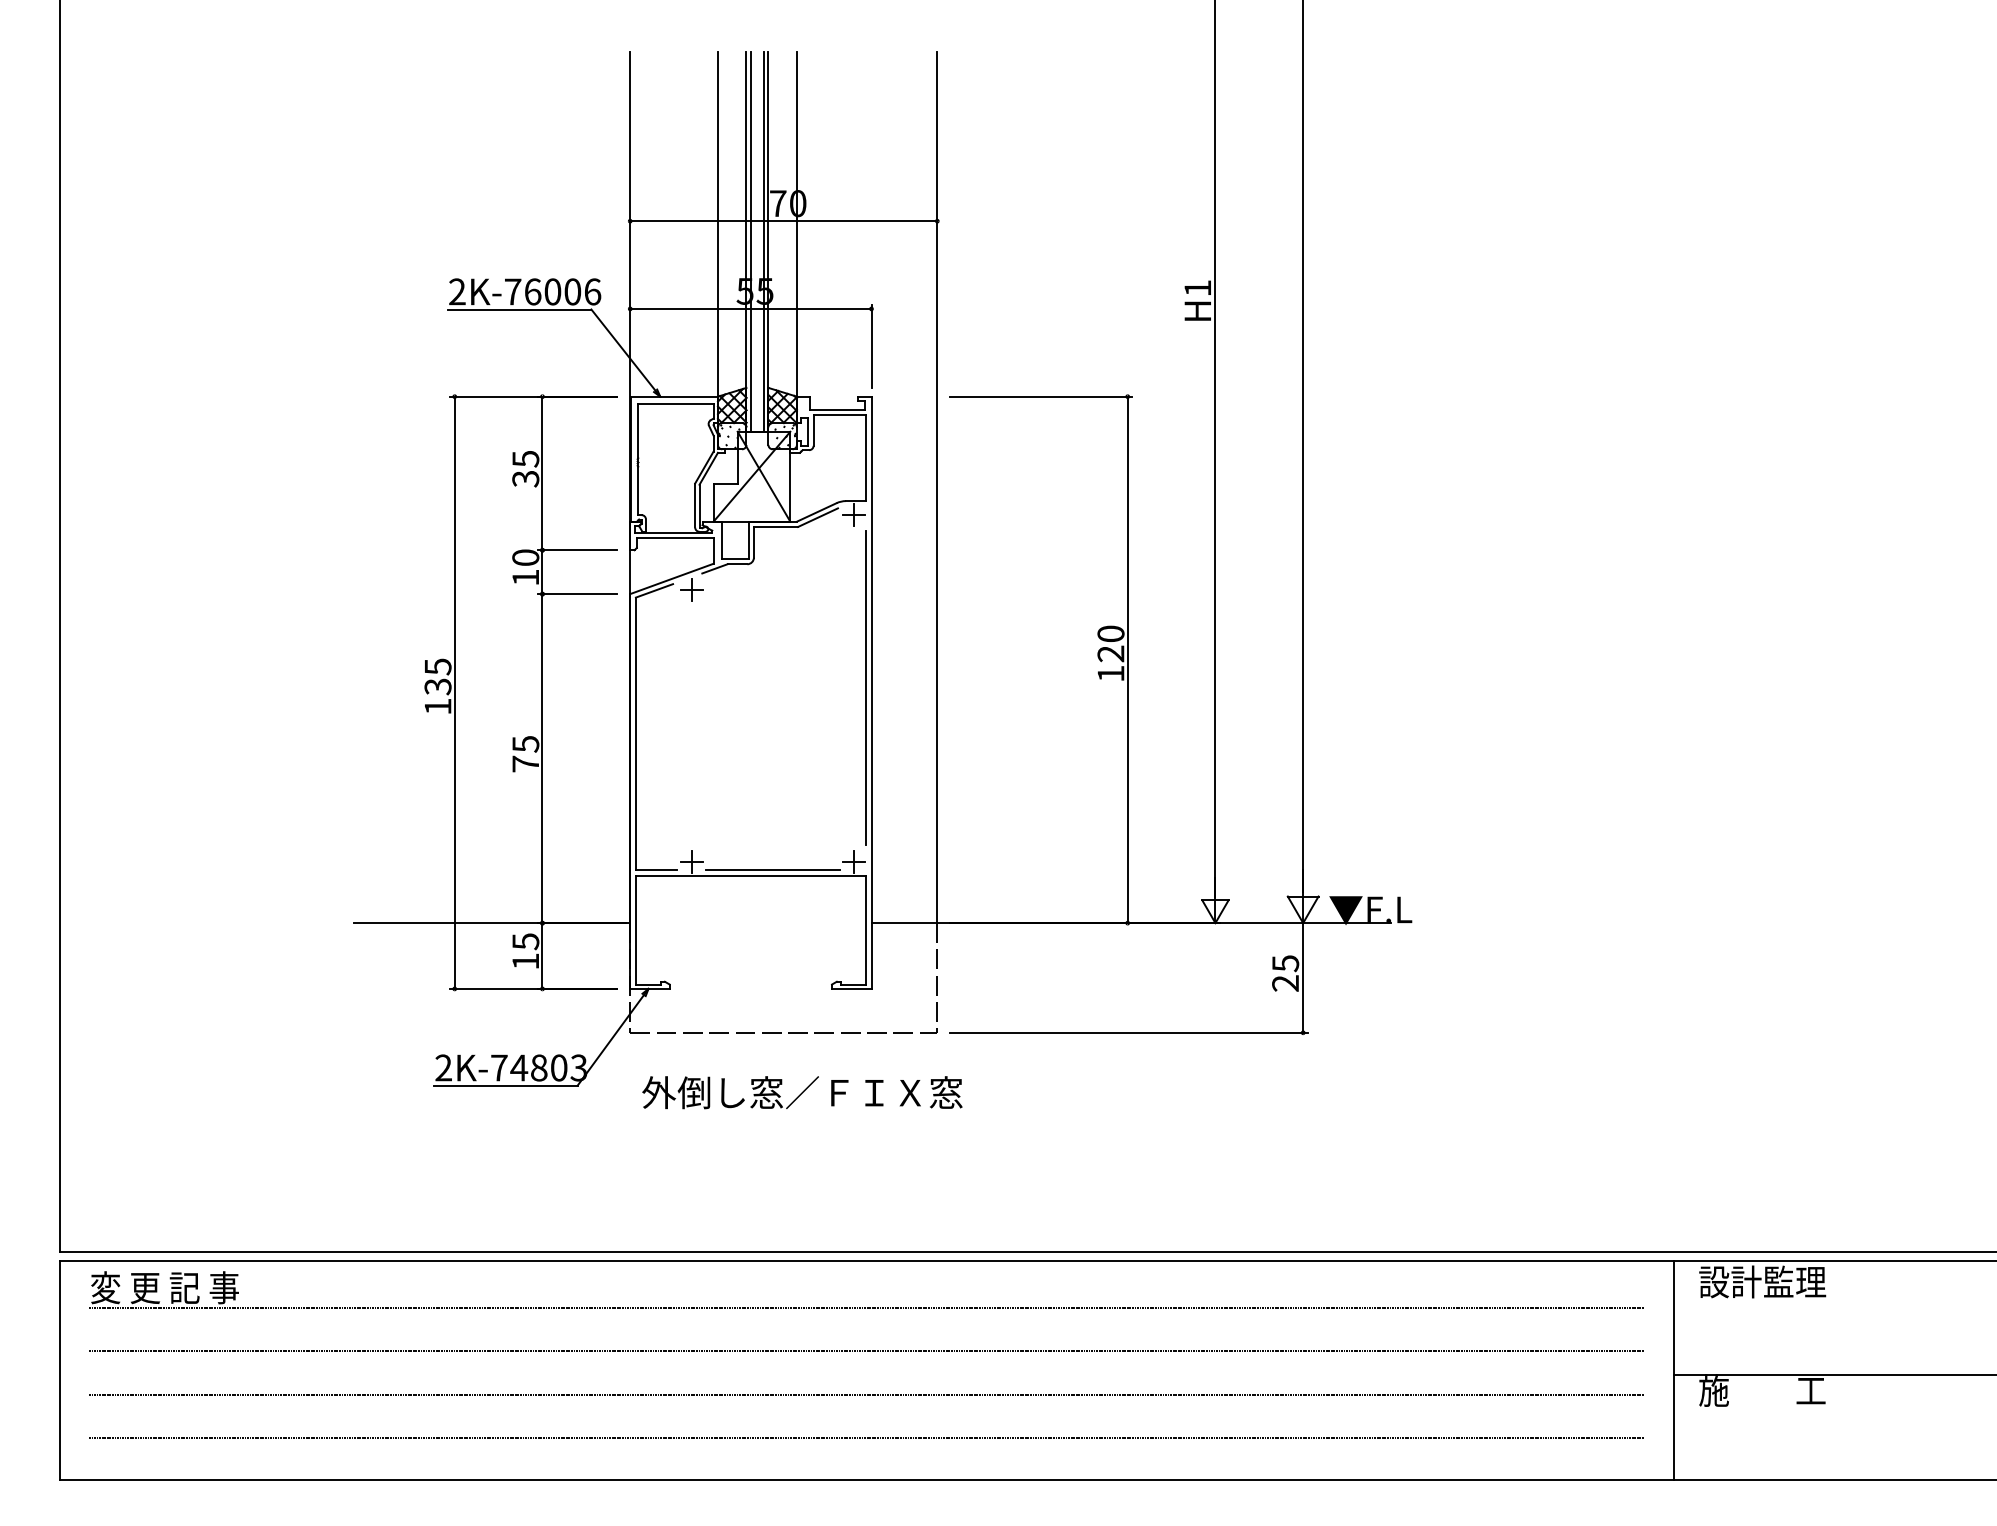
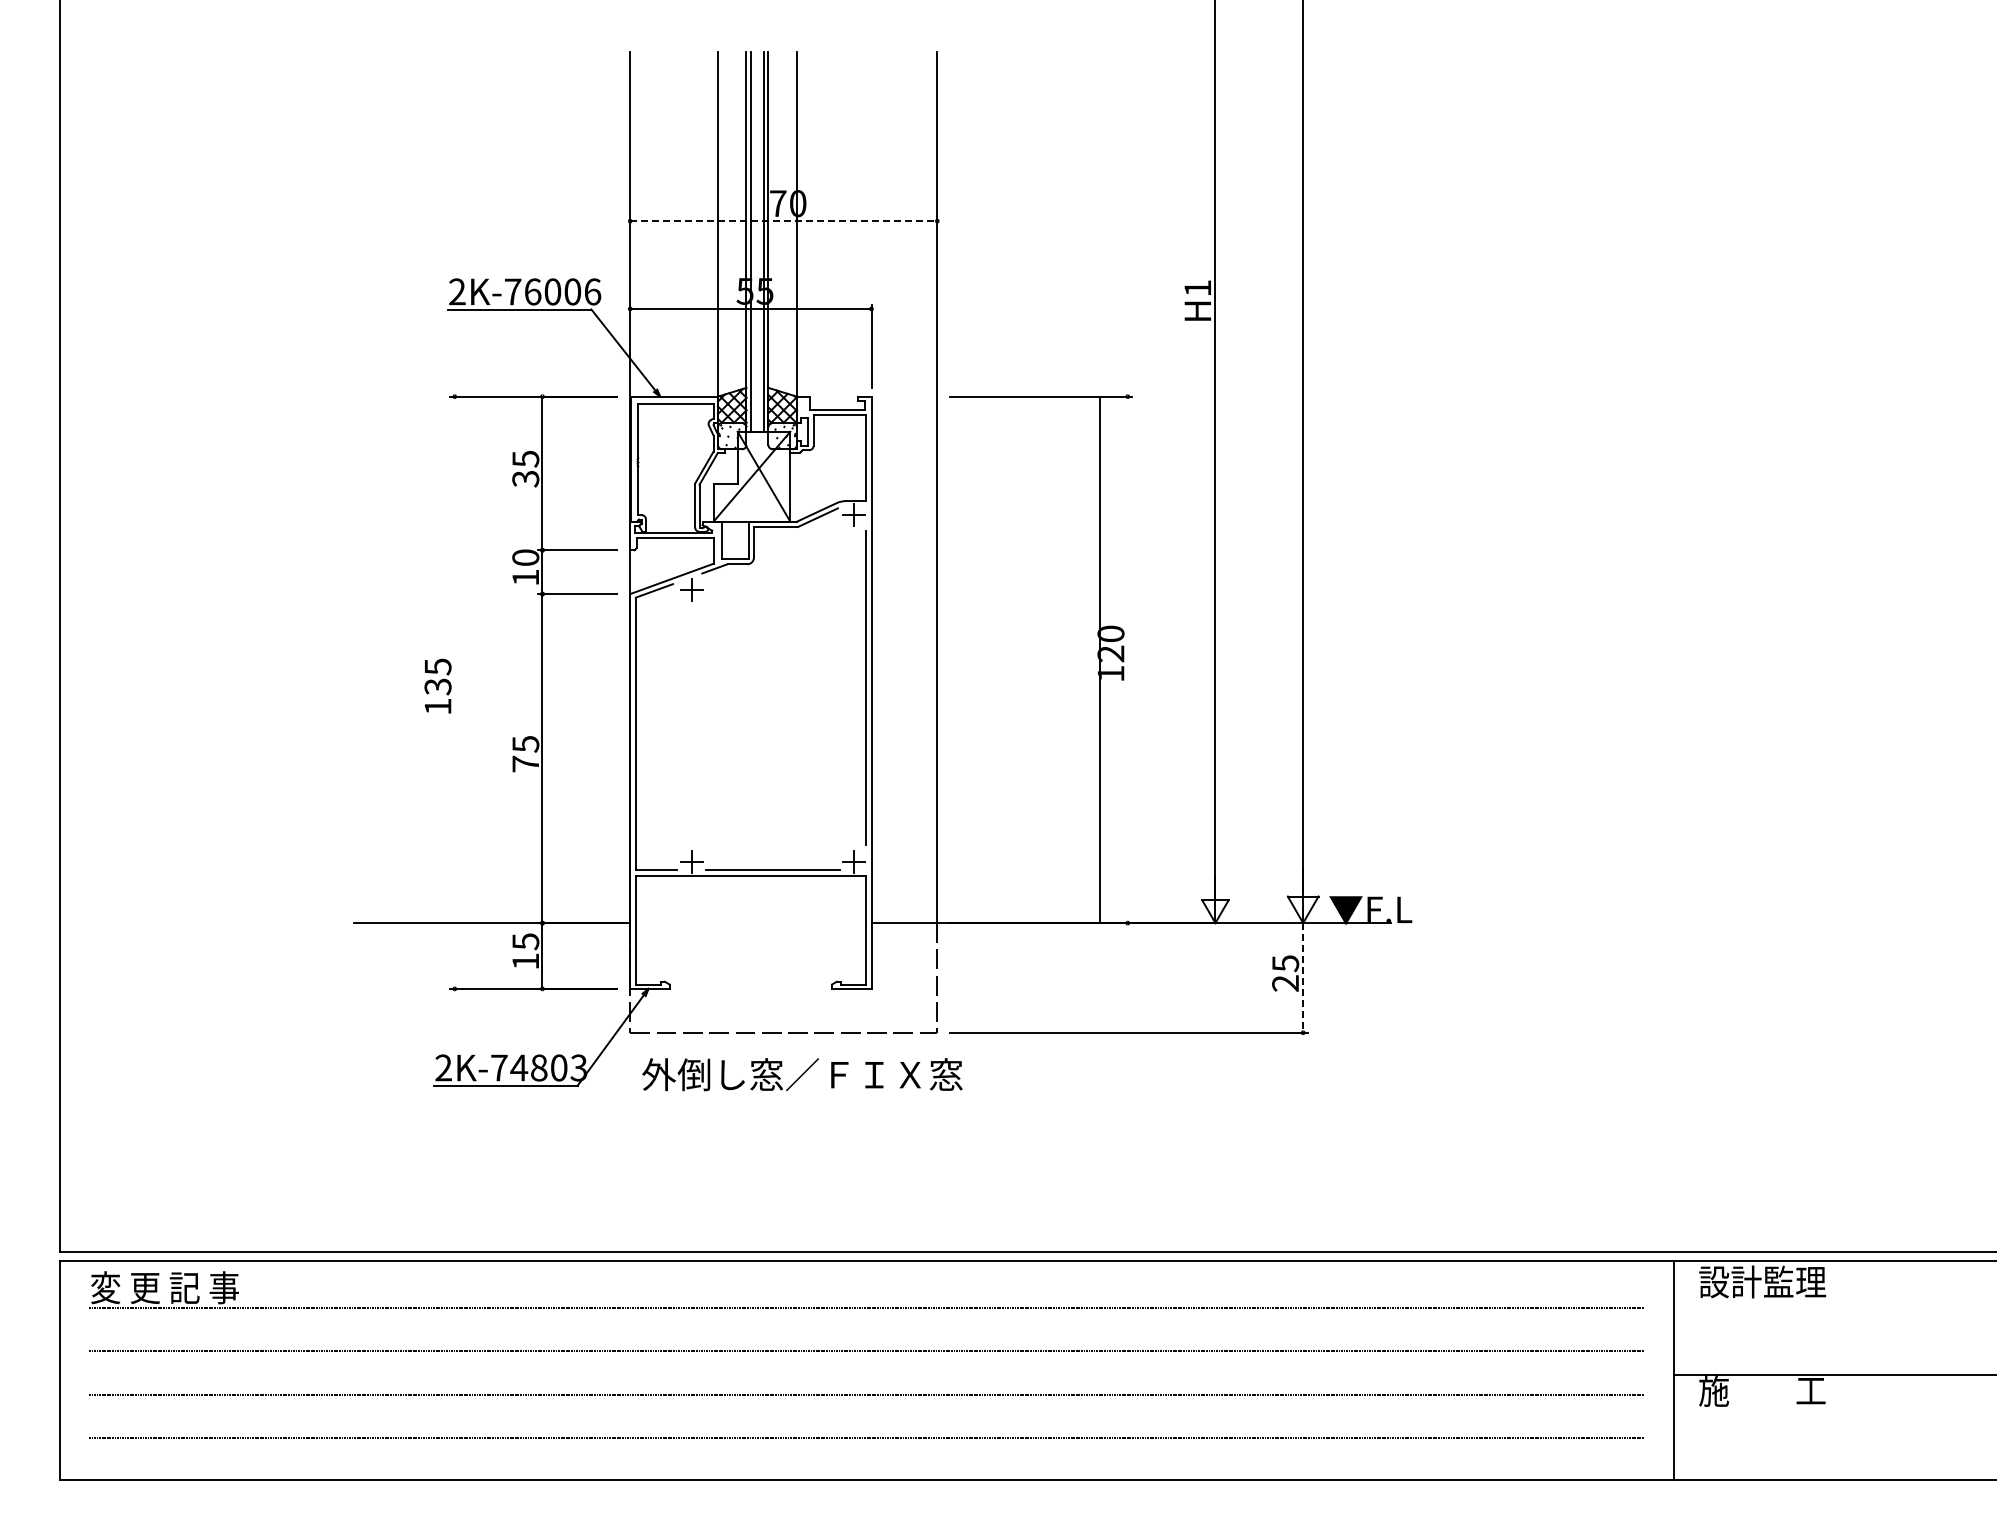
line: solid -> dashed (783, 221)
line position: (1127, 659) -> (1099, 659) (1099, 659)
line: present -> none (454, 692)
line: solid -> dashed (1303, 977)
text position: (802, 1092) -> (802, 1074) (802, 1074)
